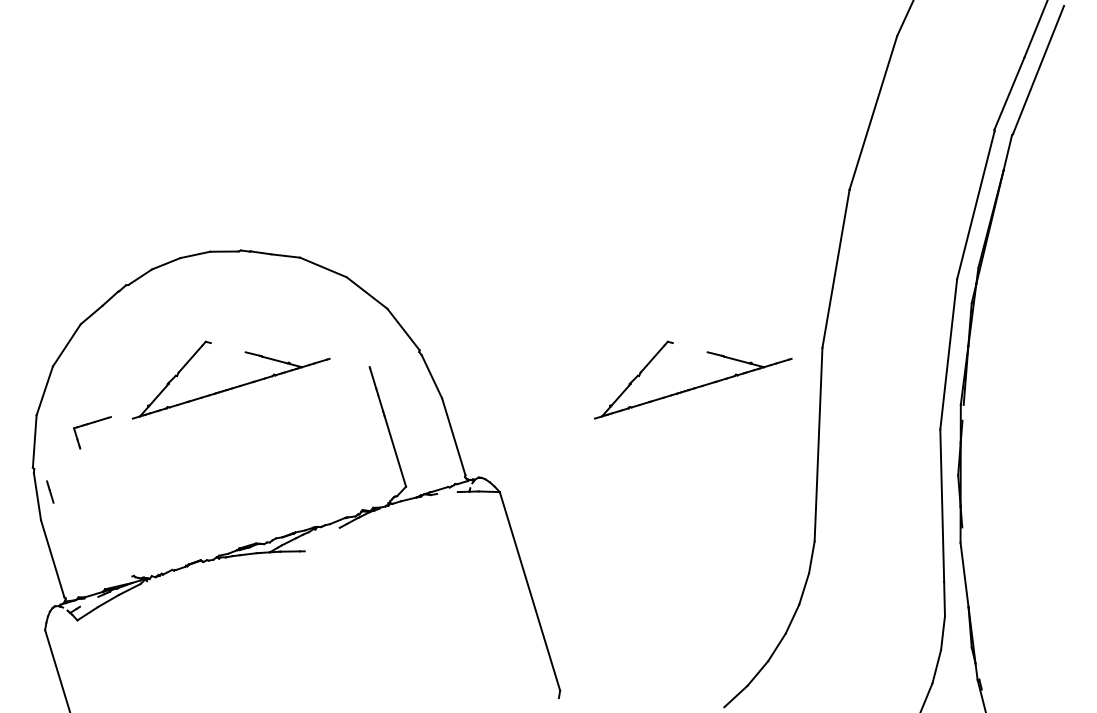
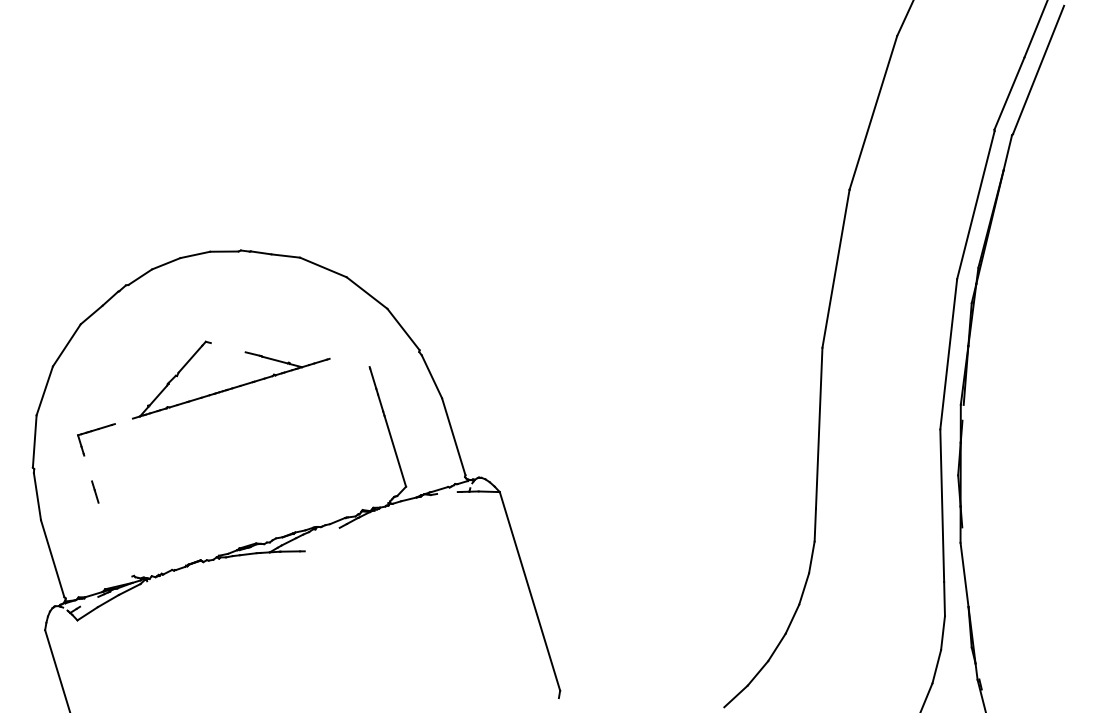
part: present -> none (696, 386)
part position: (90, 424) -> (94, 431) (94, 431)
line position: (50, 491) -> (95, 491) (95, 491)
